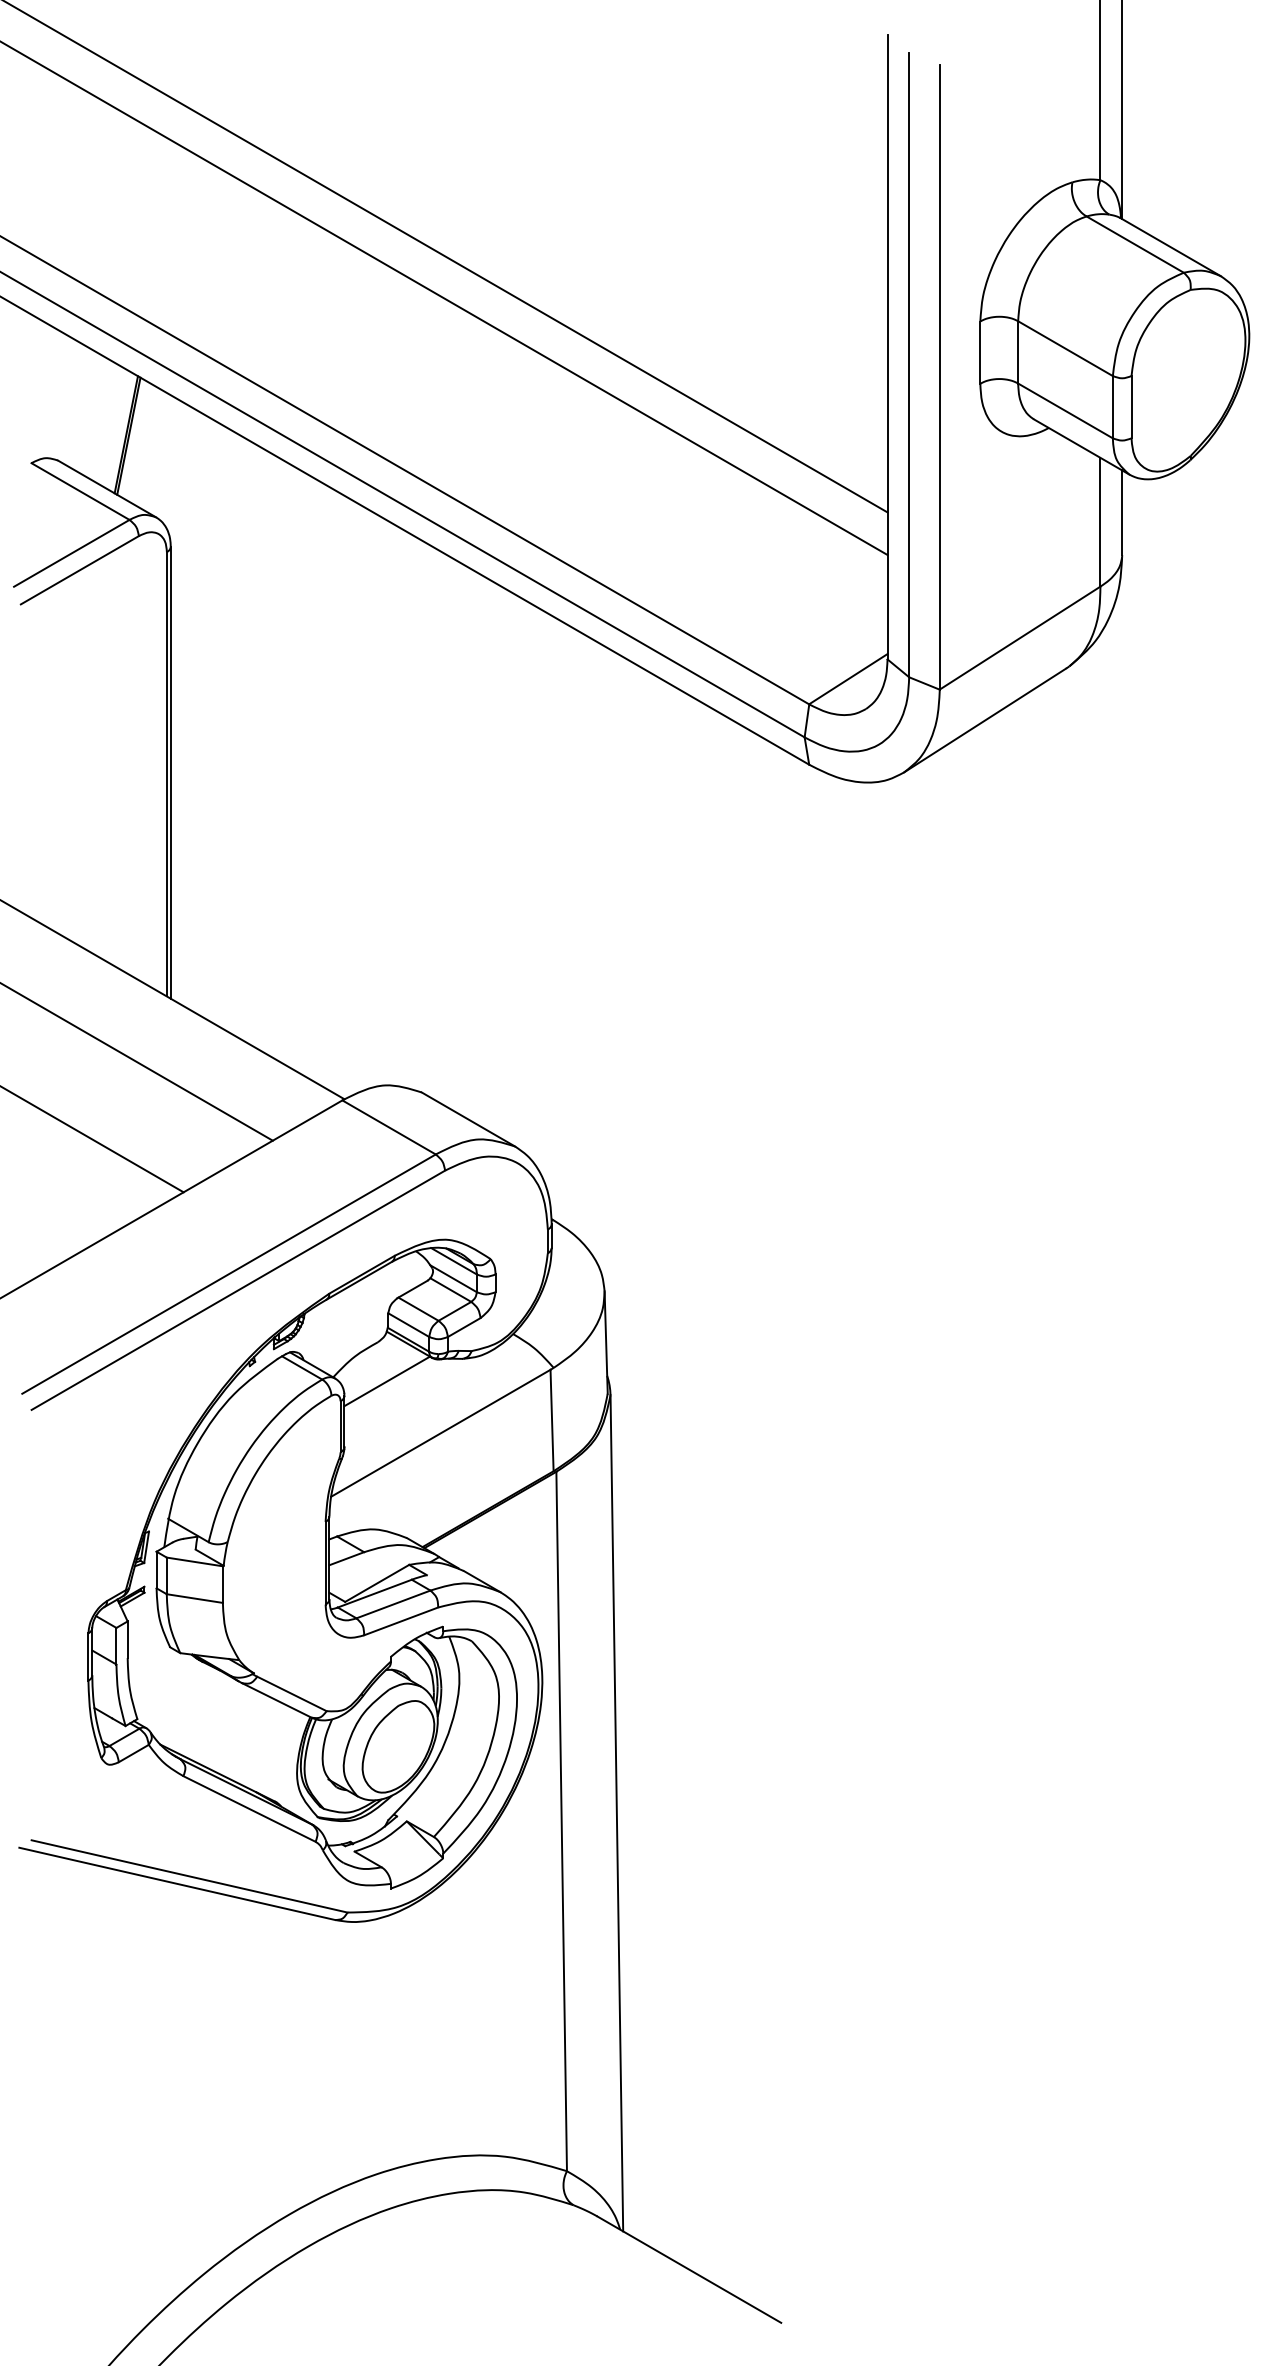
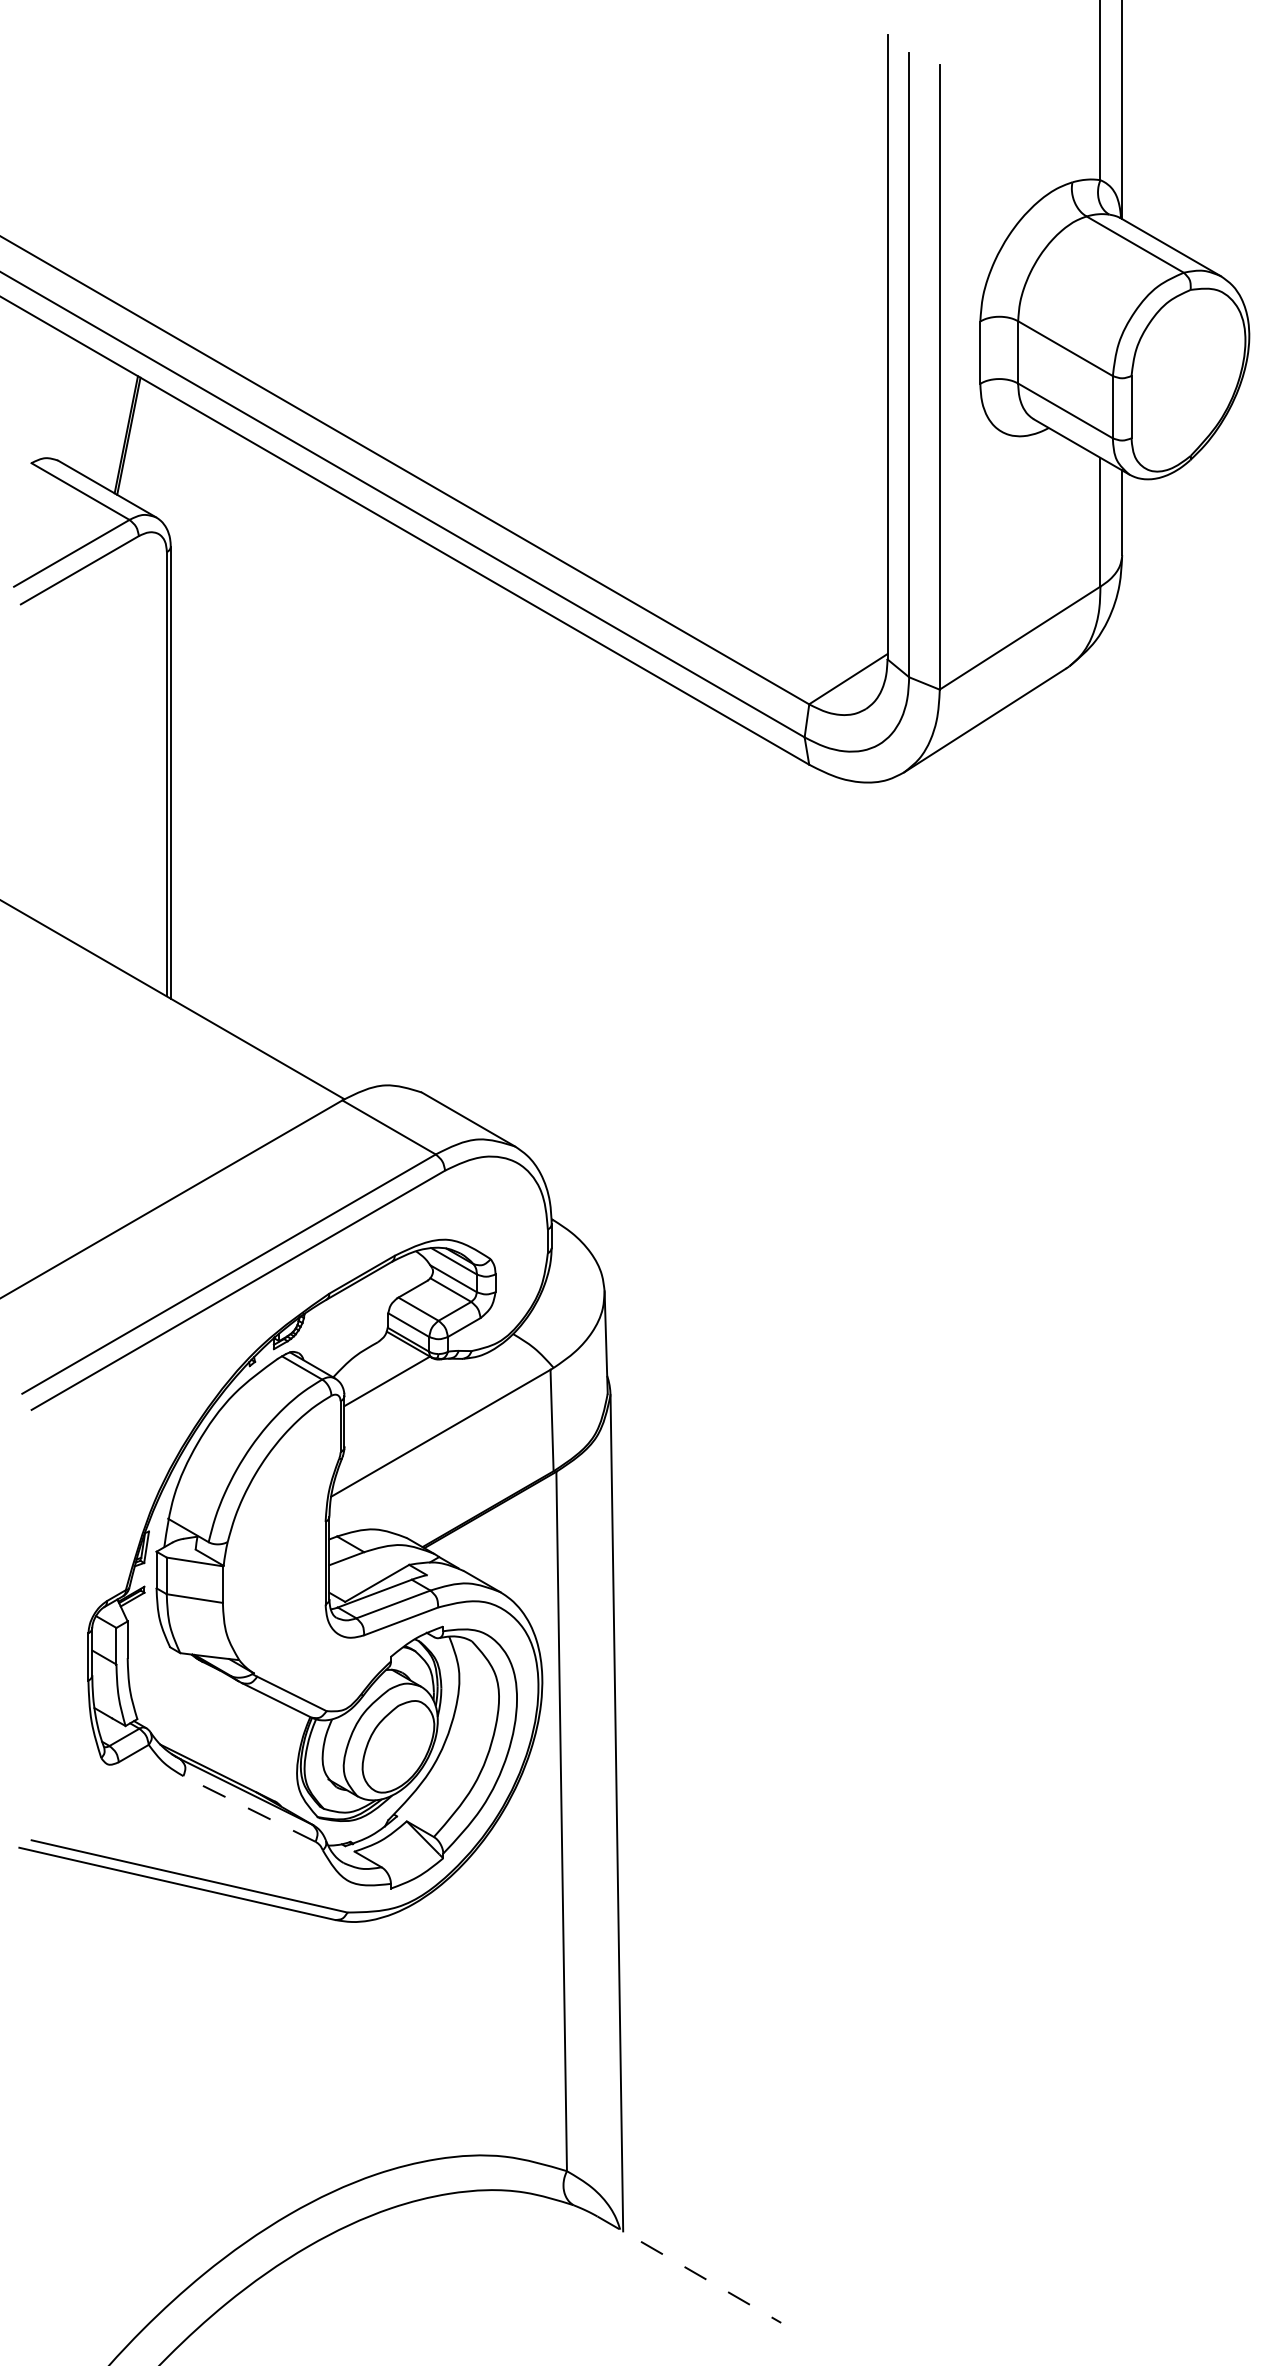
line: present -> none (446, 257)
line: present -> none (444, 298)
line: present -> none (137, 1062)
line: present -> none (92, 1139)
line: solid -> dashed (249, 1809)
line: solid -> dashed (689, 2269)
